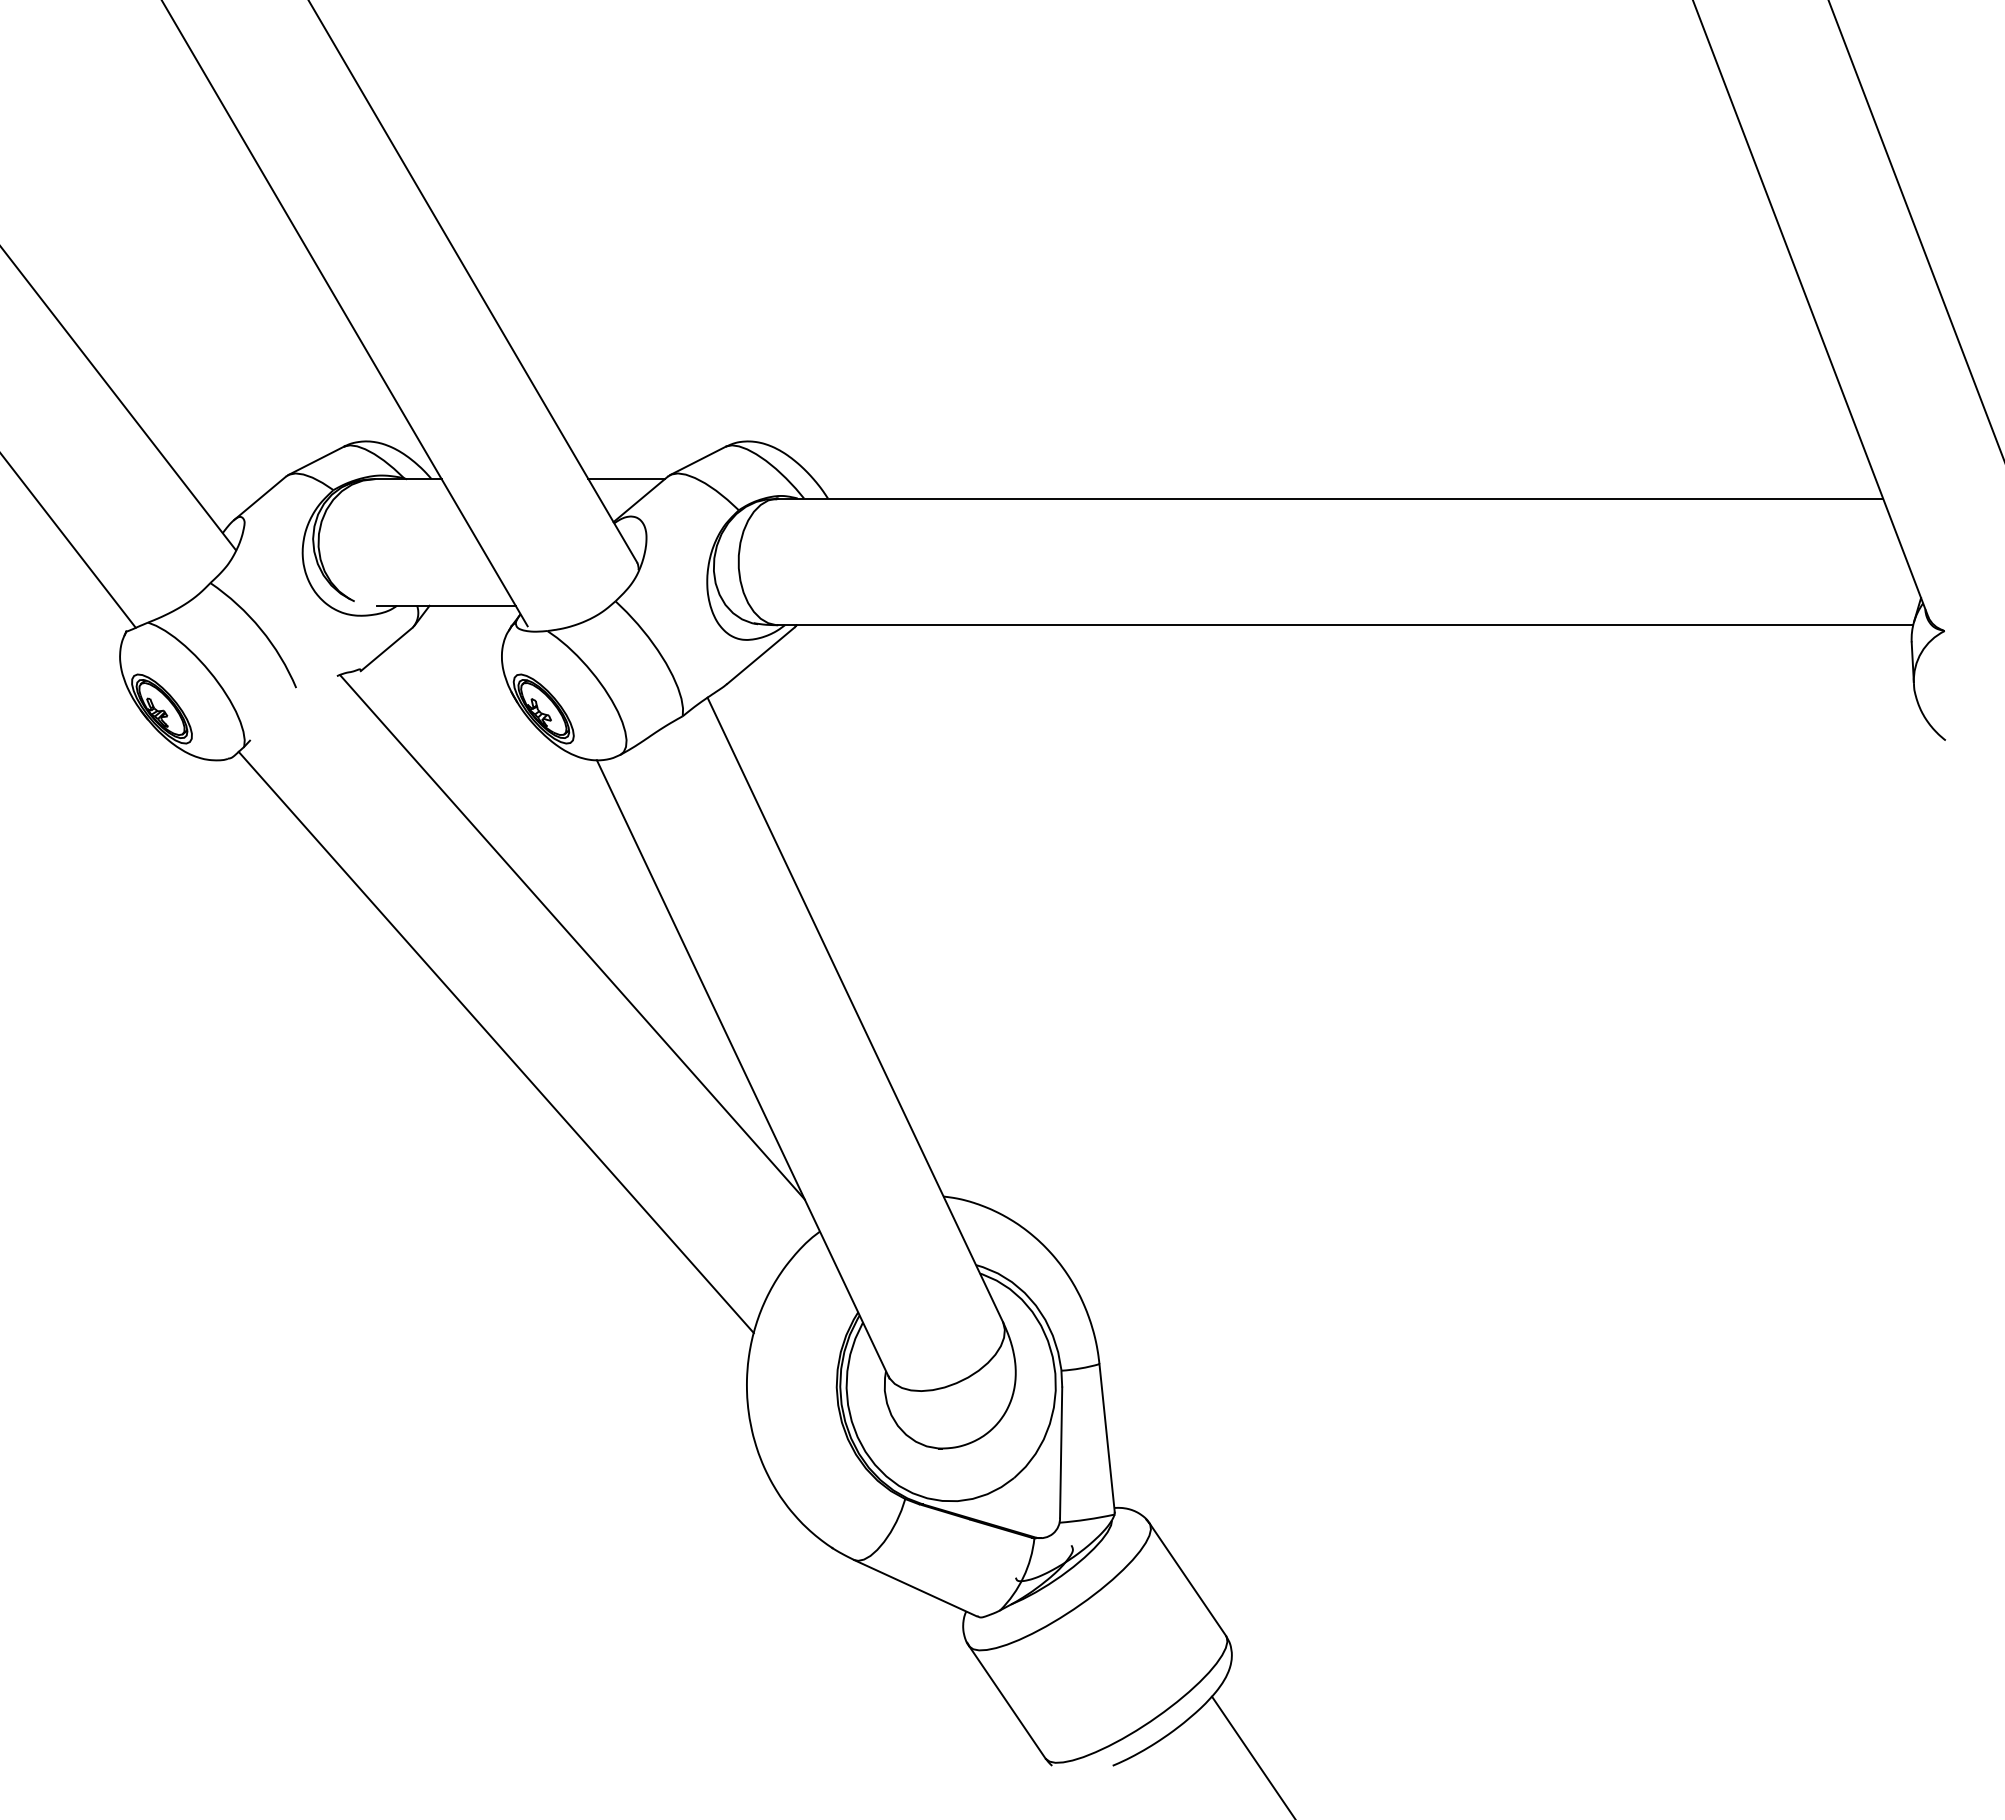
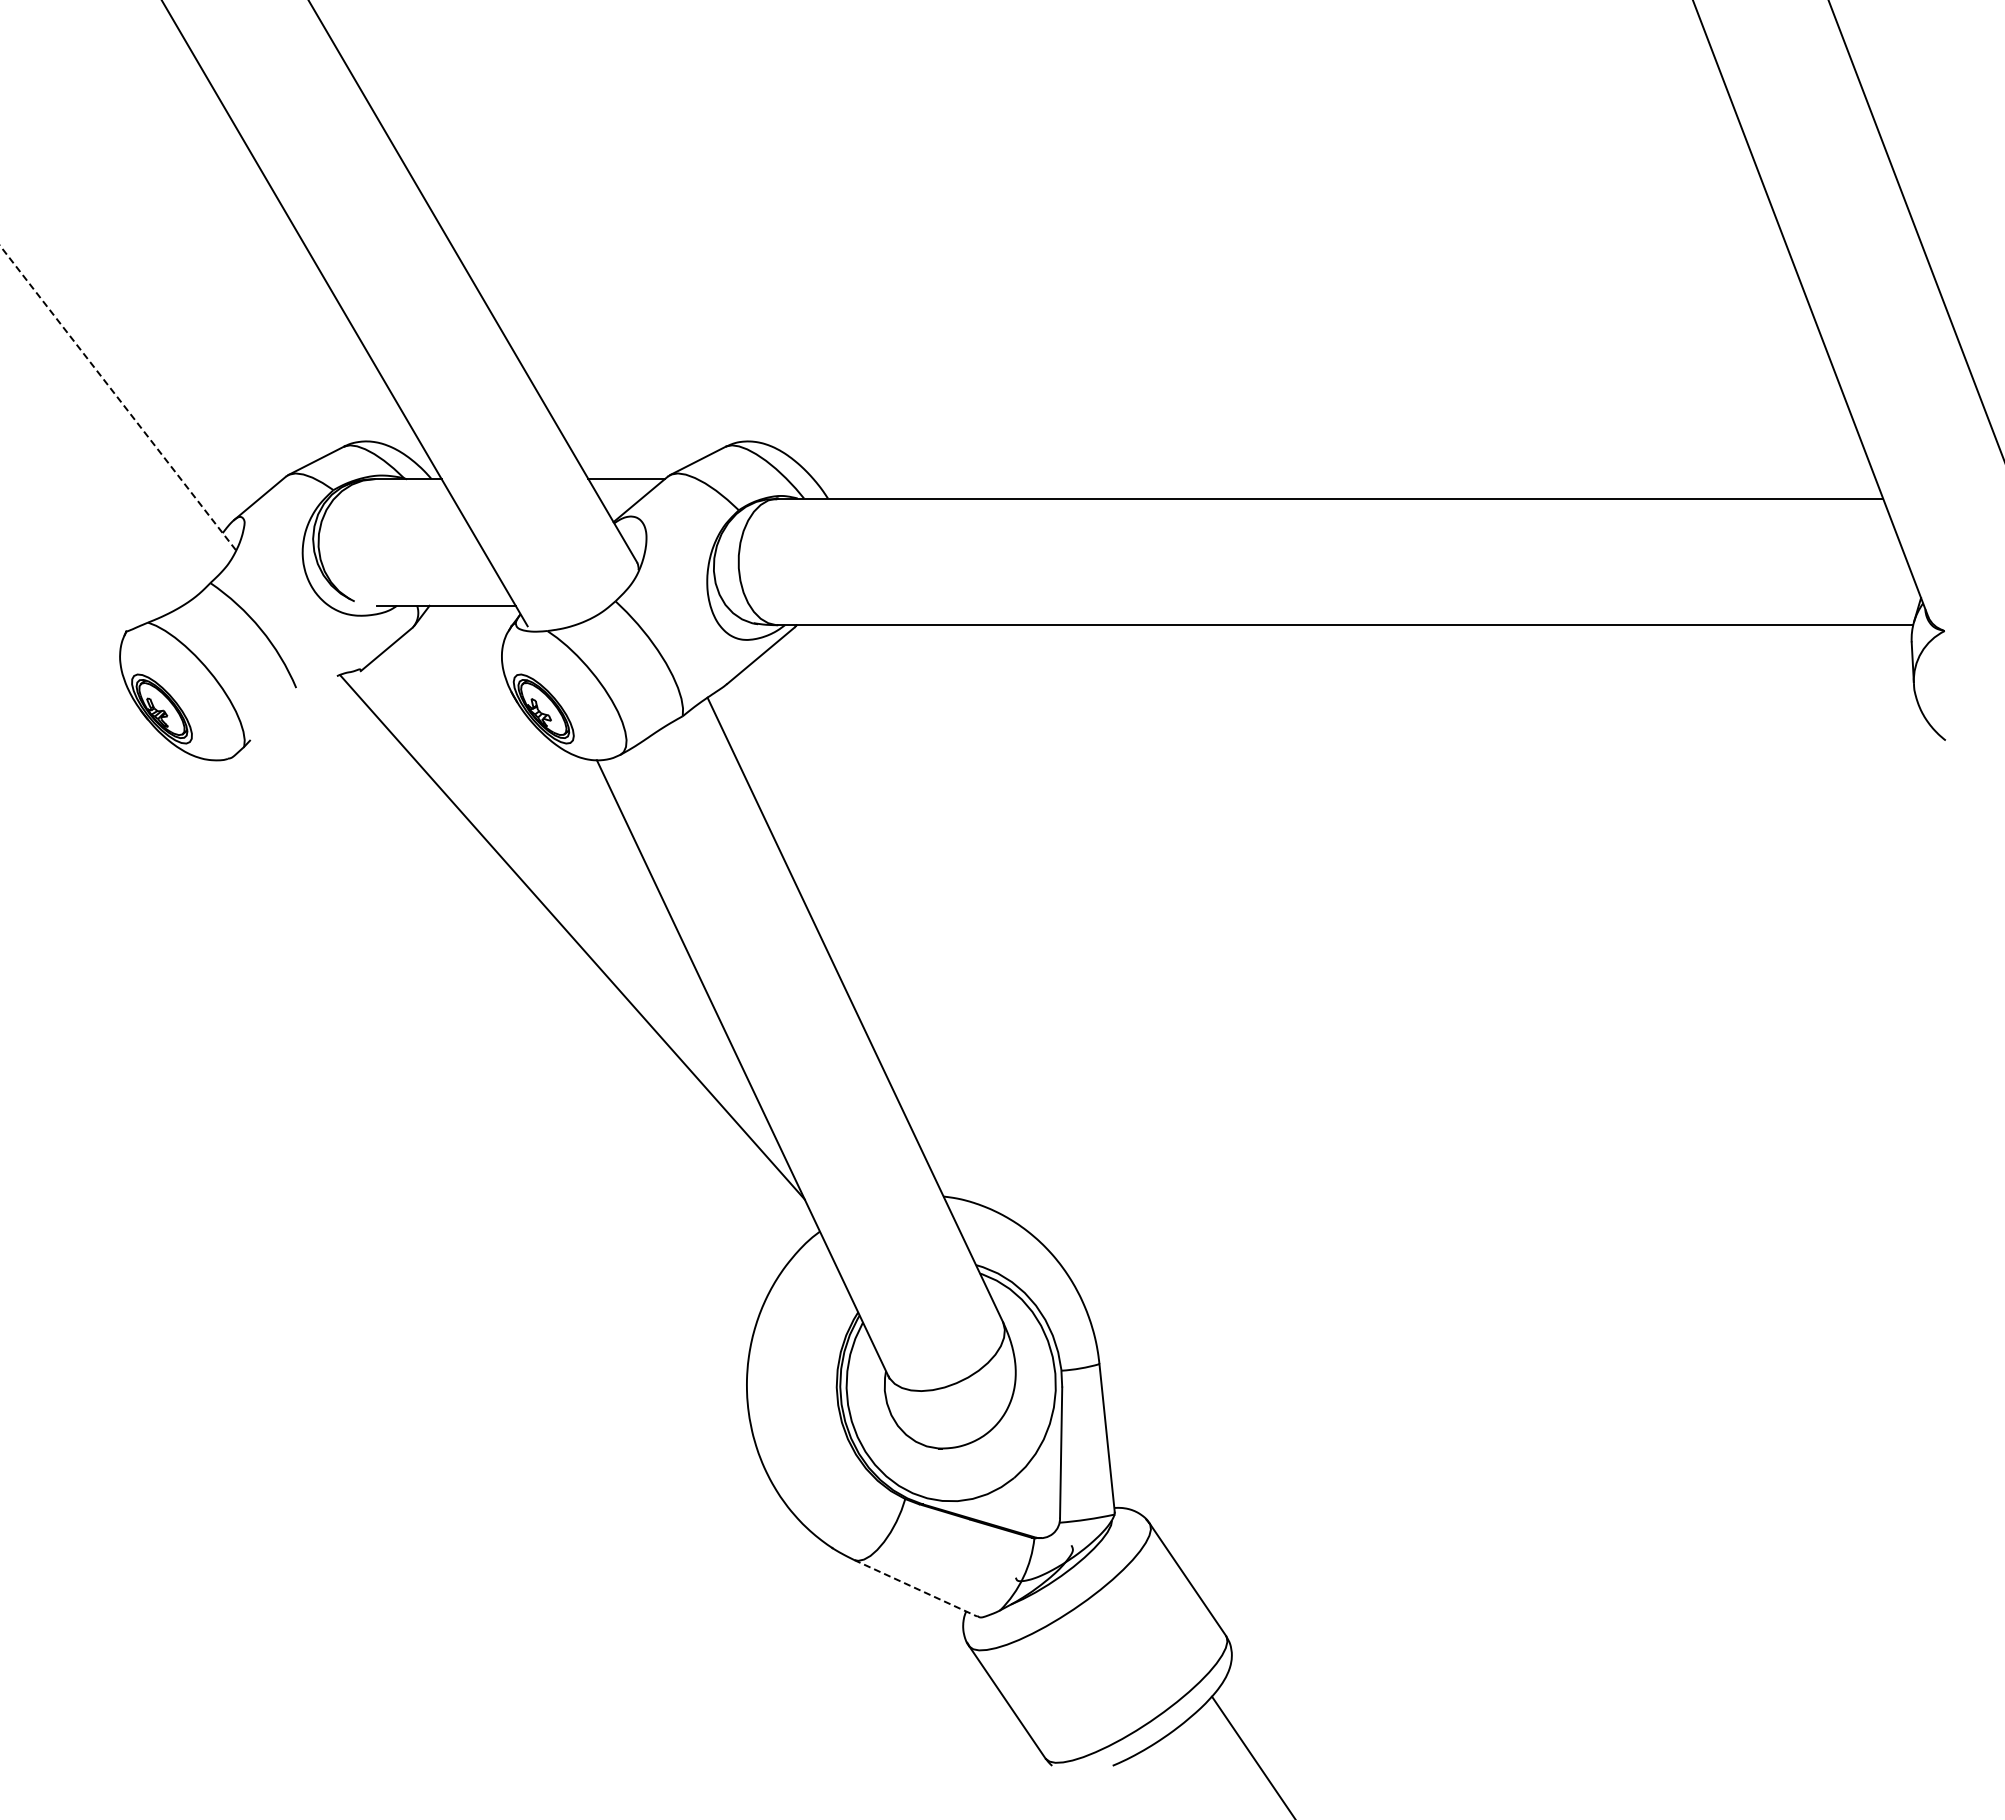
line: solid -> dashed (117, 397)
line: present -> none (68, 541)
line: present -> none (495, 1042)
line: solid -> dashed (915, 1588)
